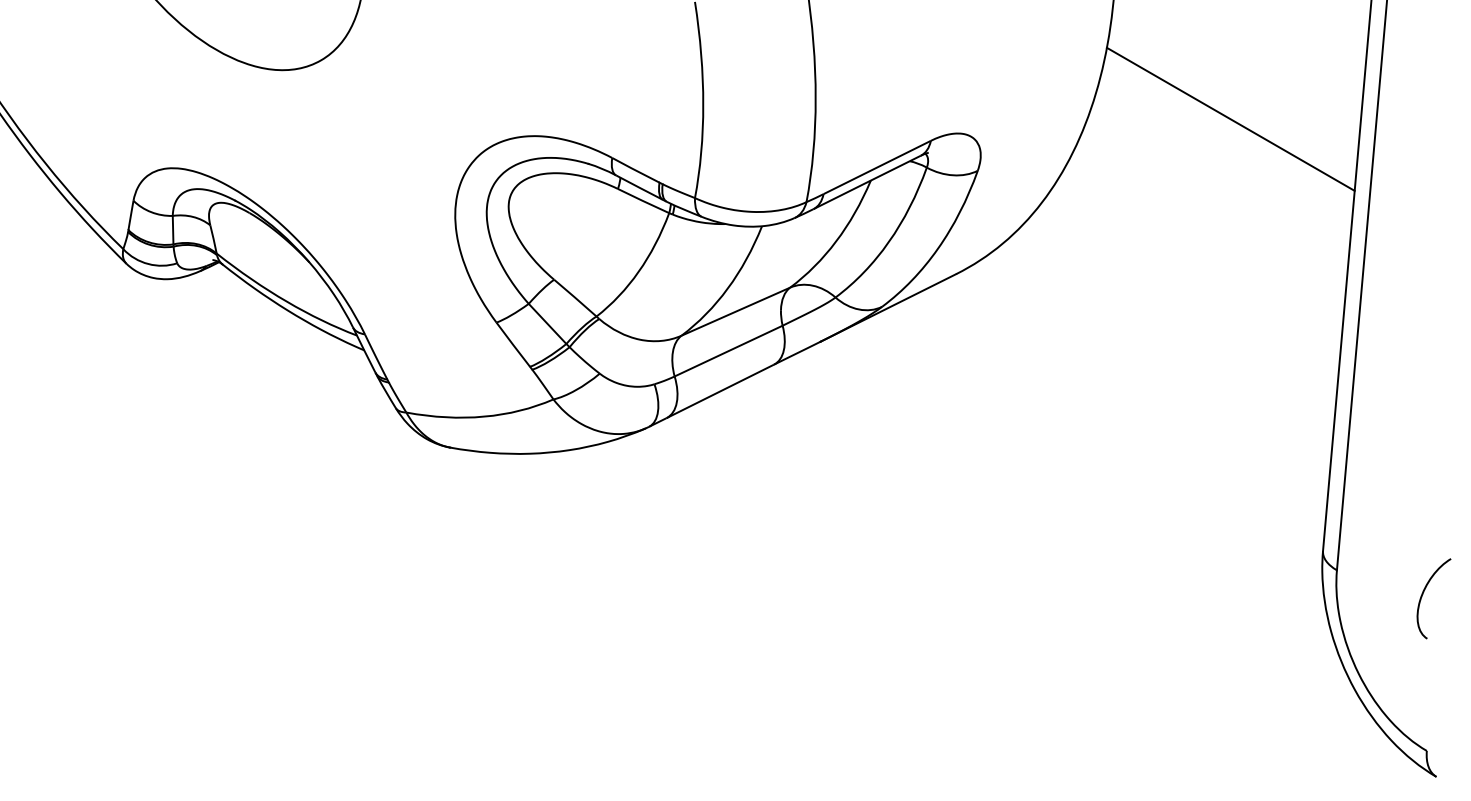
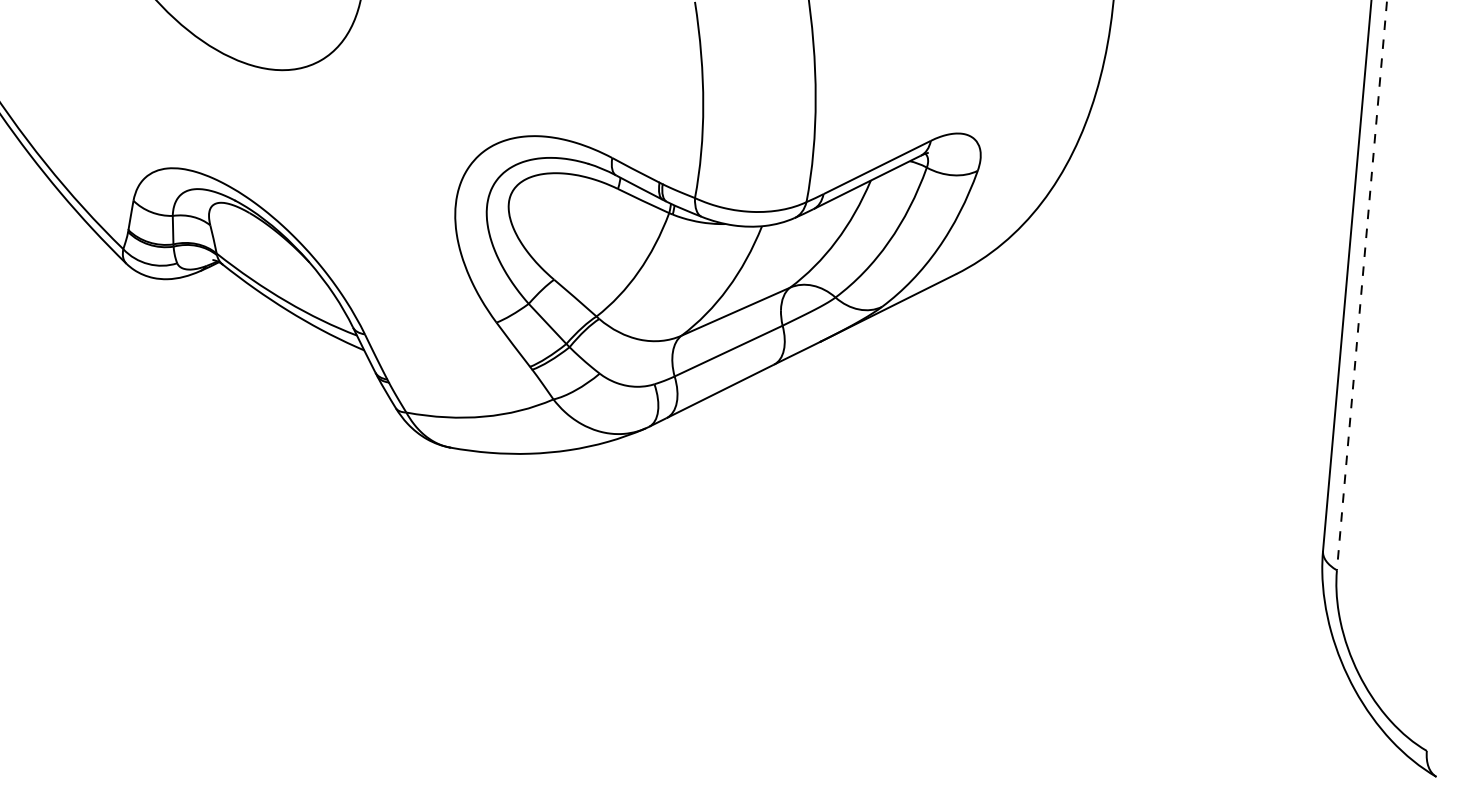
line: present -> none (1230, 118)
line: solid -> dashed (1361, 285)
curve: present -> none (1423, 594)
